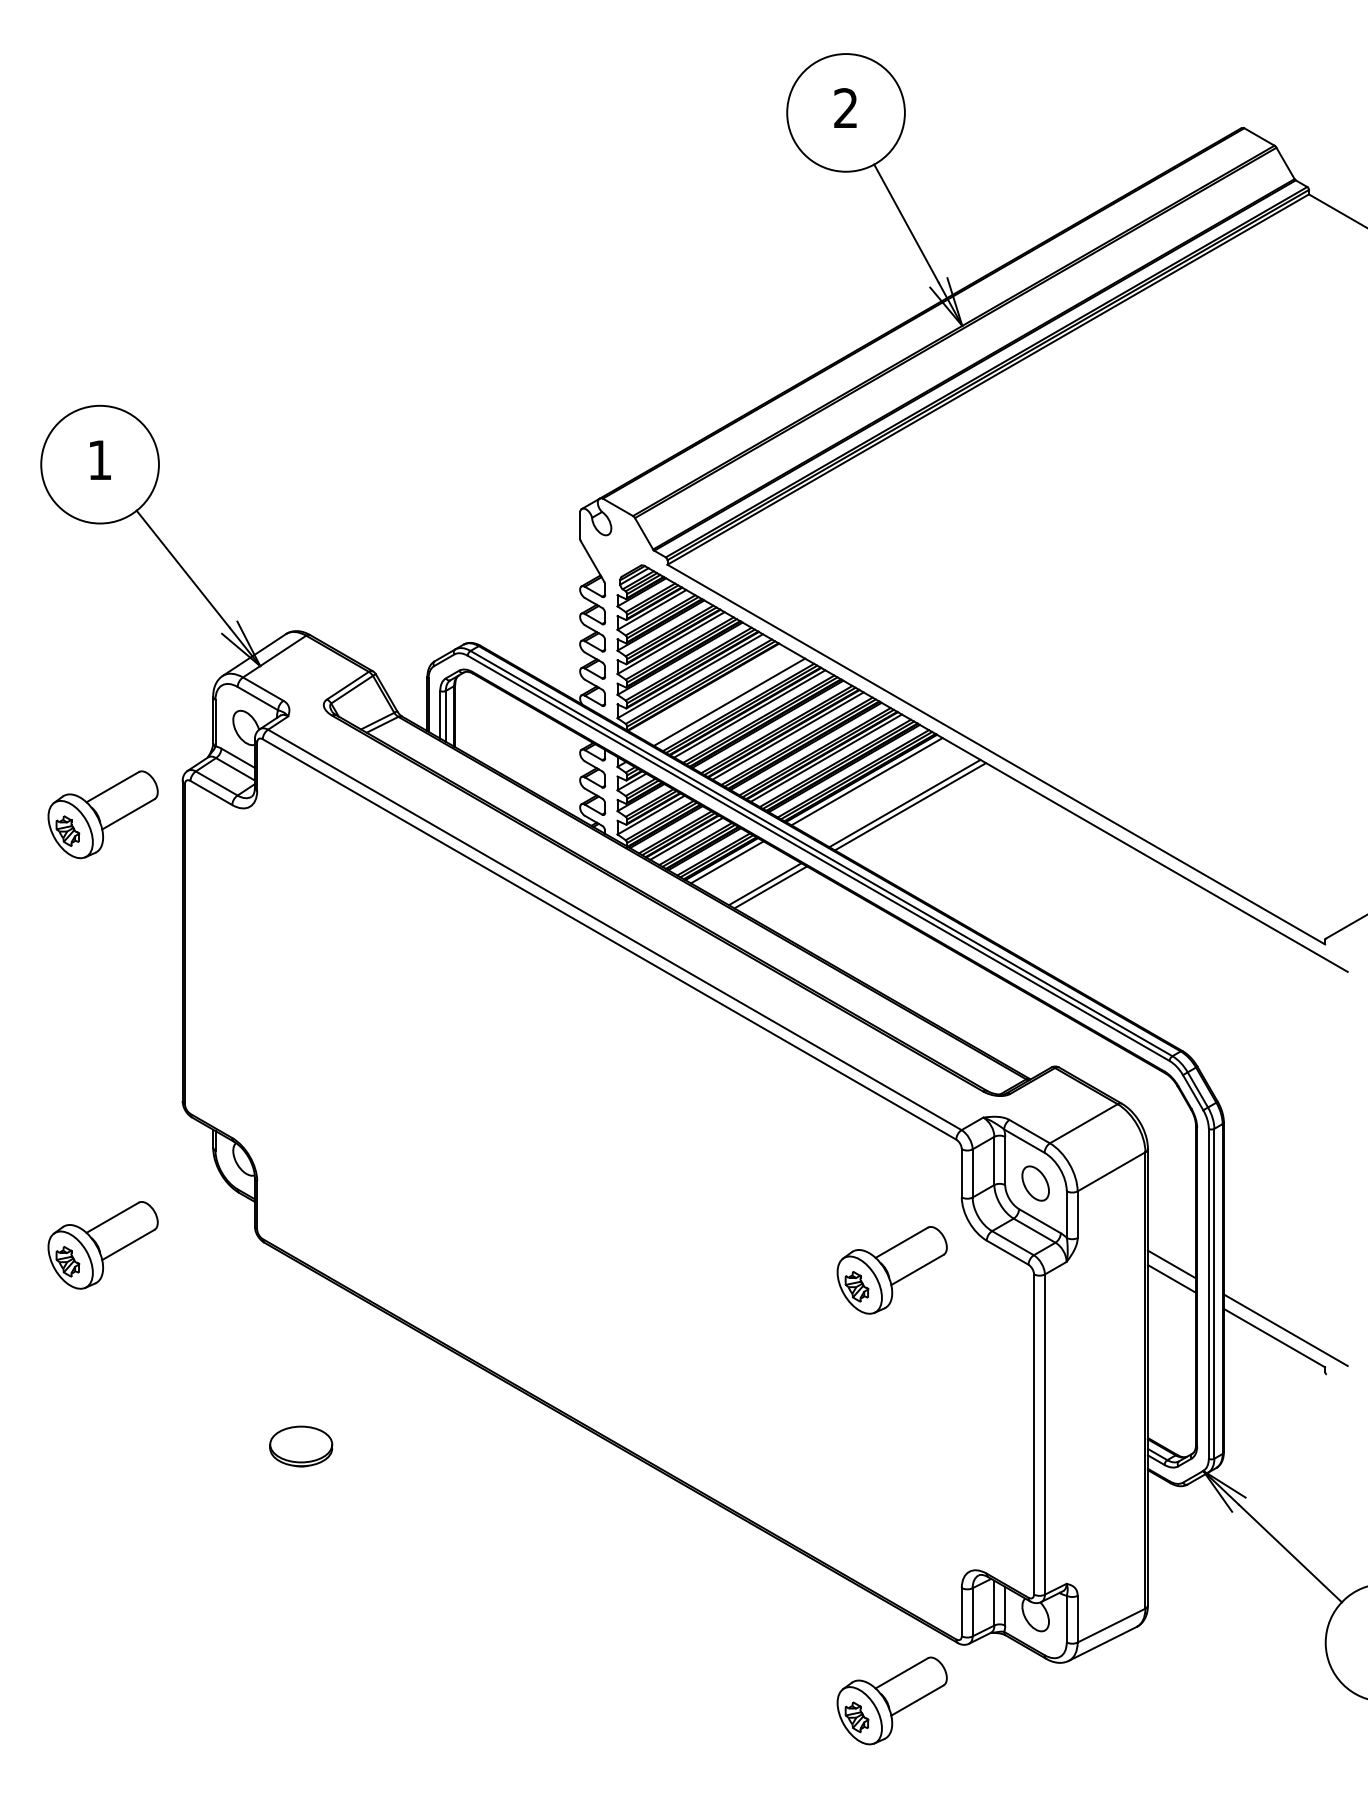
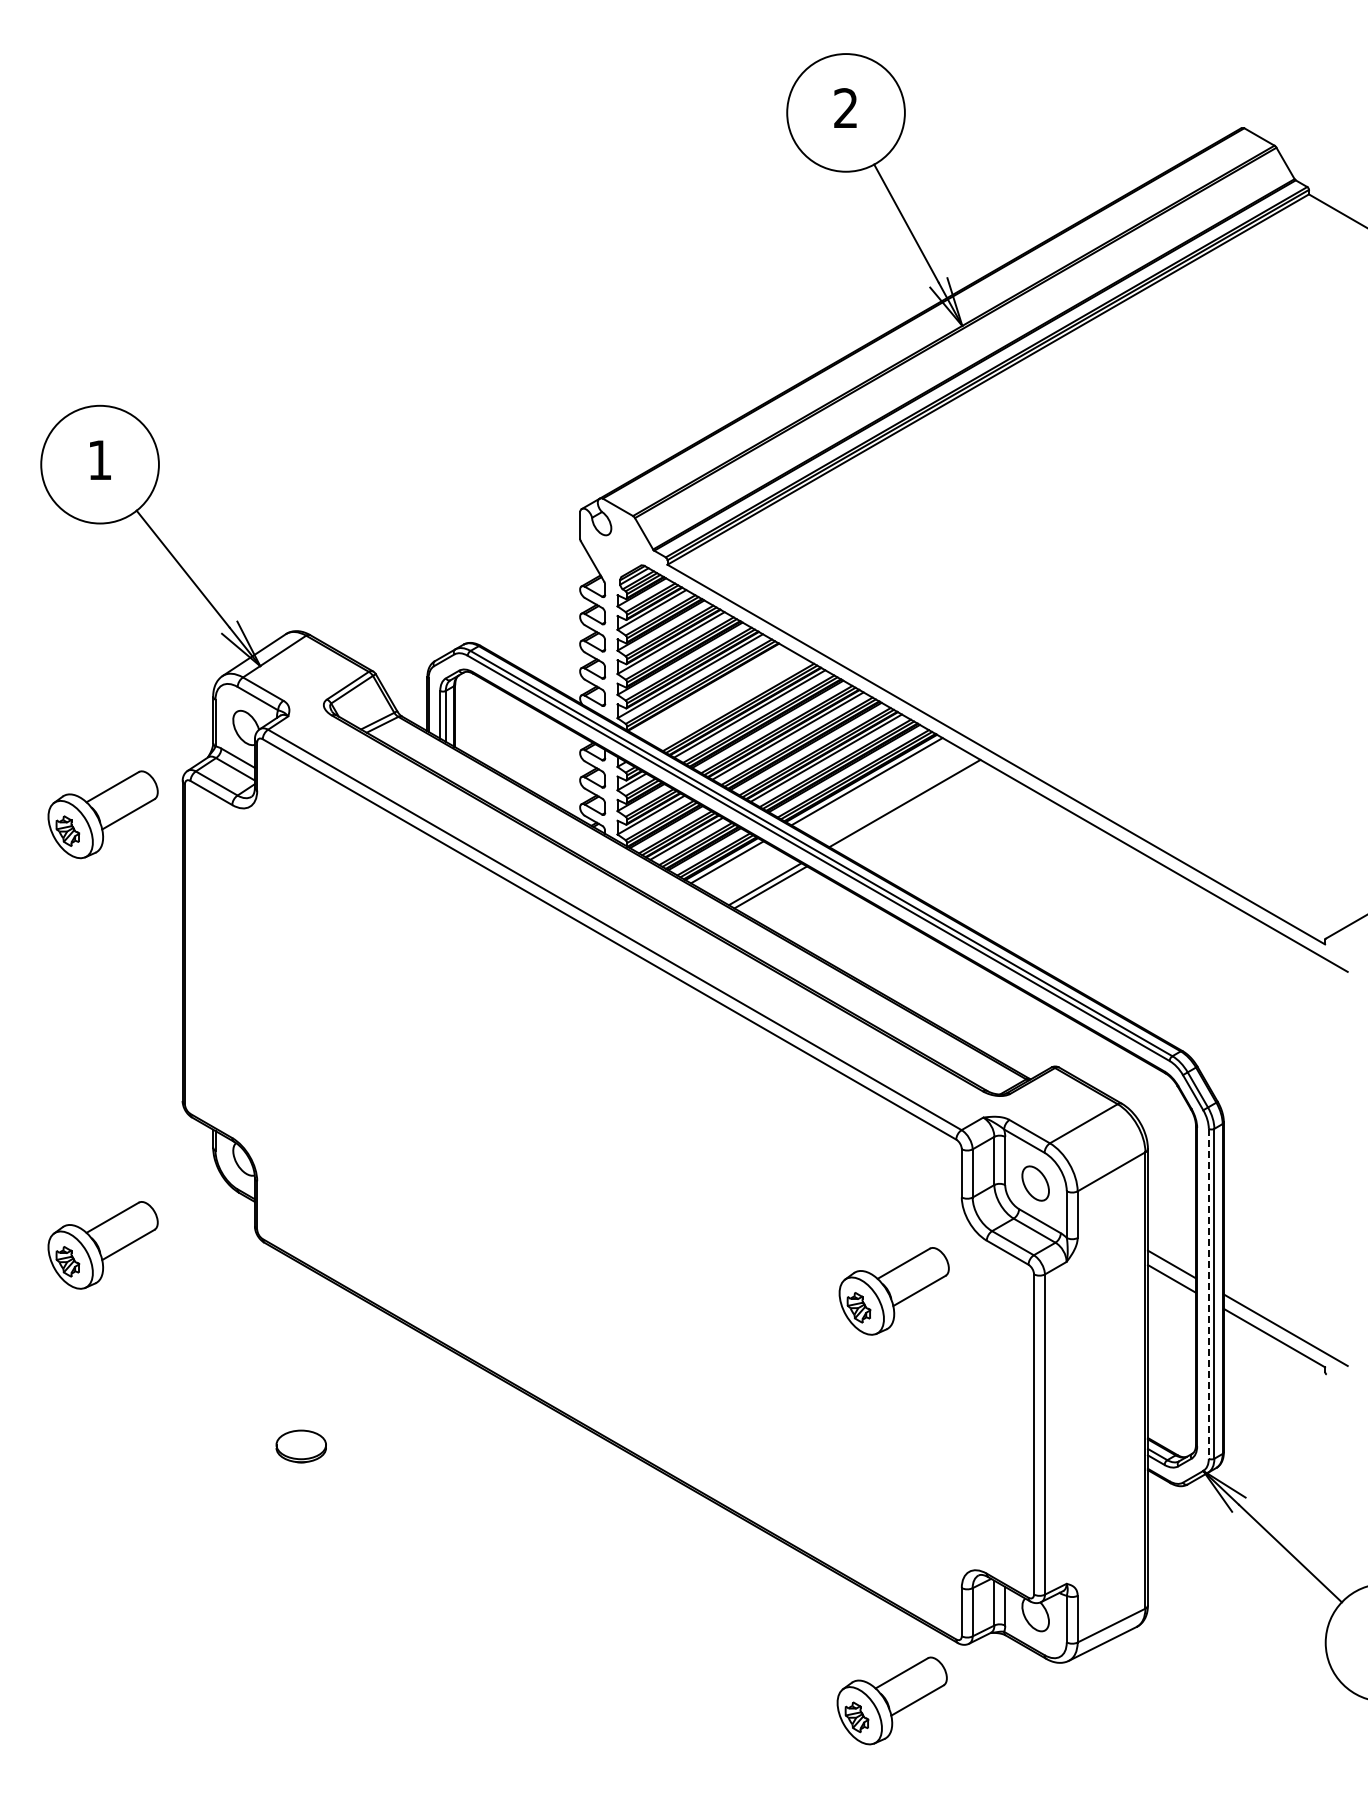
line: present -> none (729, 701)
line: present -> none (910, 806)
part position: (891, 1270) -> (893, 1291) (893, 1291)
line: solid -> dashed (1208, 1293)
part size: 65x43 px -> 52x35 px (300, 1446)
